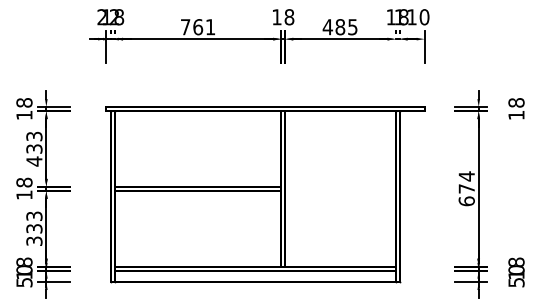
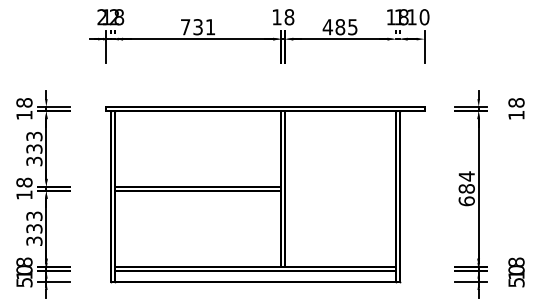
text: 761 -> 731 (198, 27)
text: 433 -> 333 (34, 161)
text: 674 -> 684 (466, 188)
